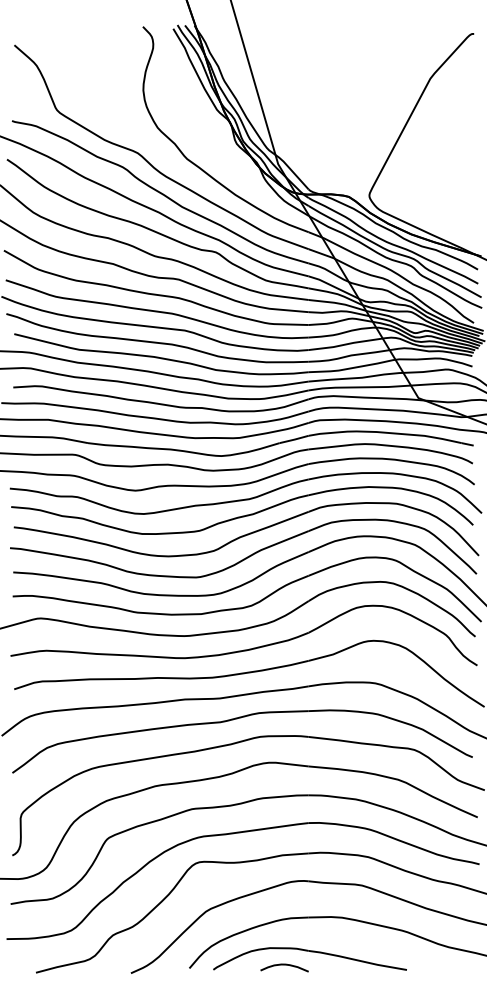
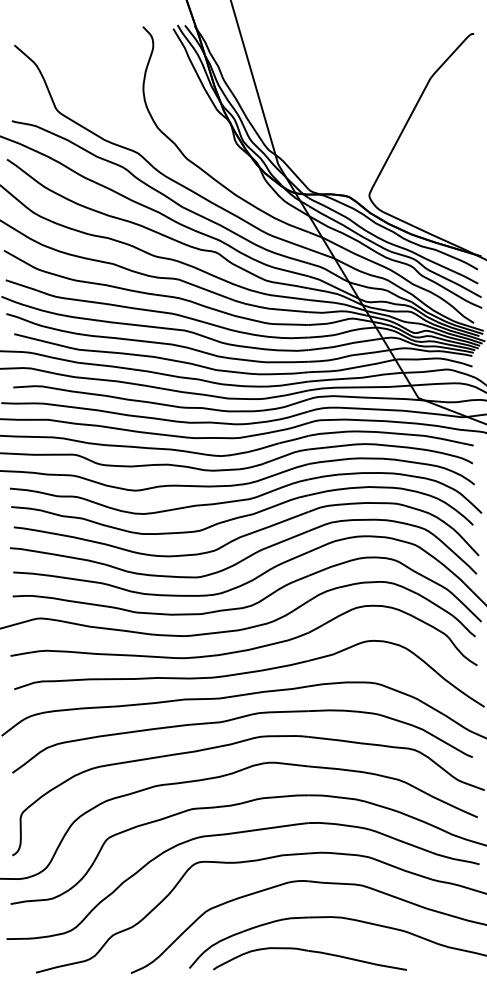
curve: present -> none (284, 965)
